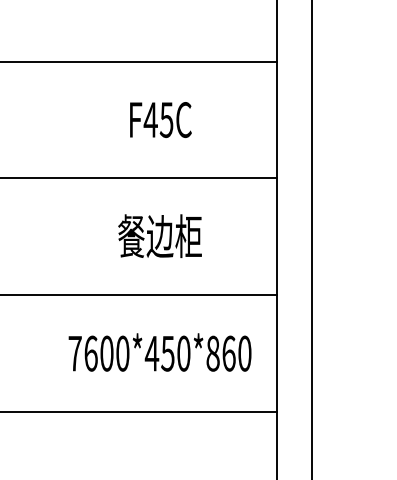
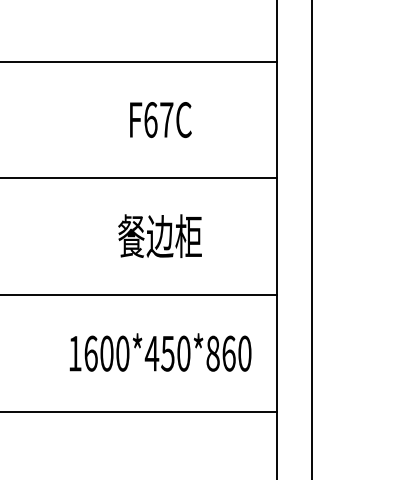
text: F45C -> F67C (158, 120)
text: 7600*450*860 -> 1600*450*860 (74, 353)
